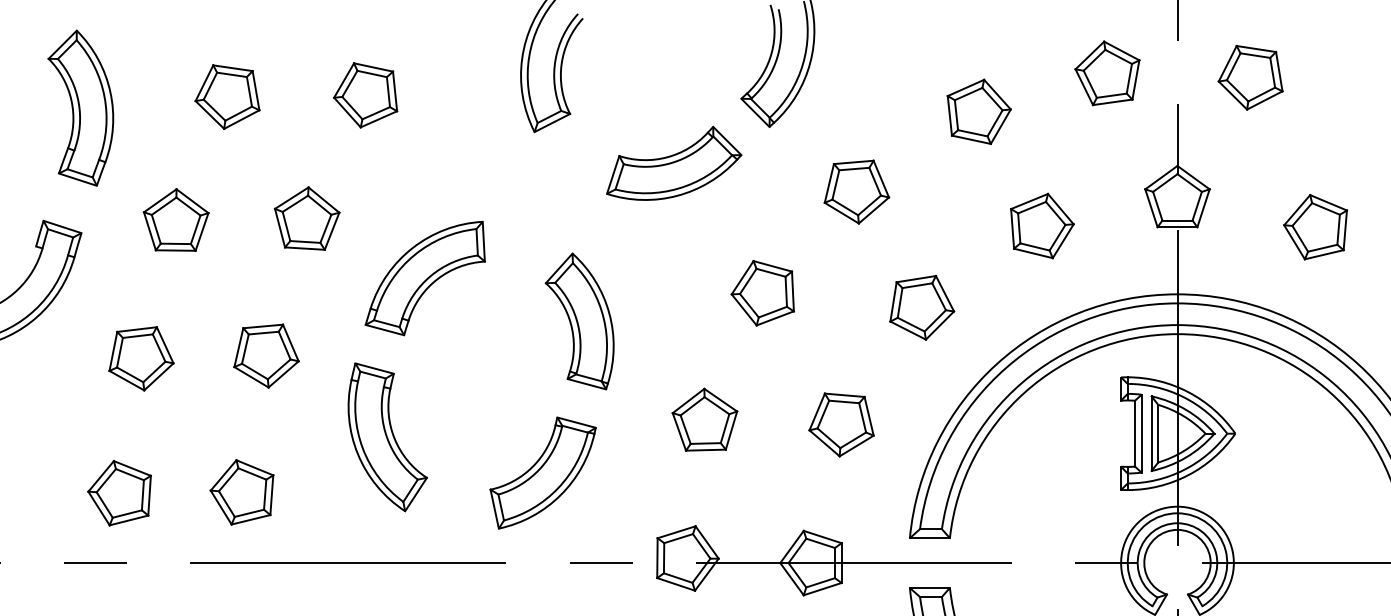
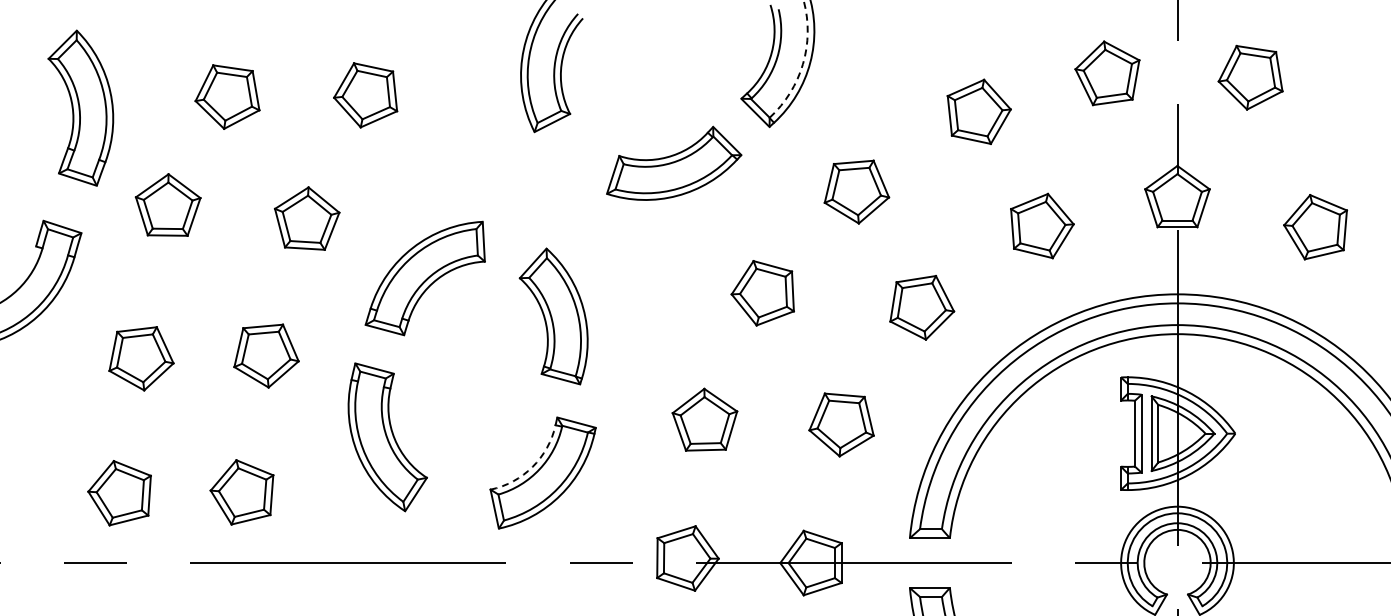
arc: solid -> dashed (802, 64)
part position: (175, 219) -> (167, 204) (167, 204)
part position: (579, 321) -> (553, 316) (553, 316)
arc: solid -> dashed (532, 467)
